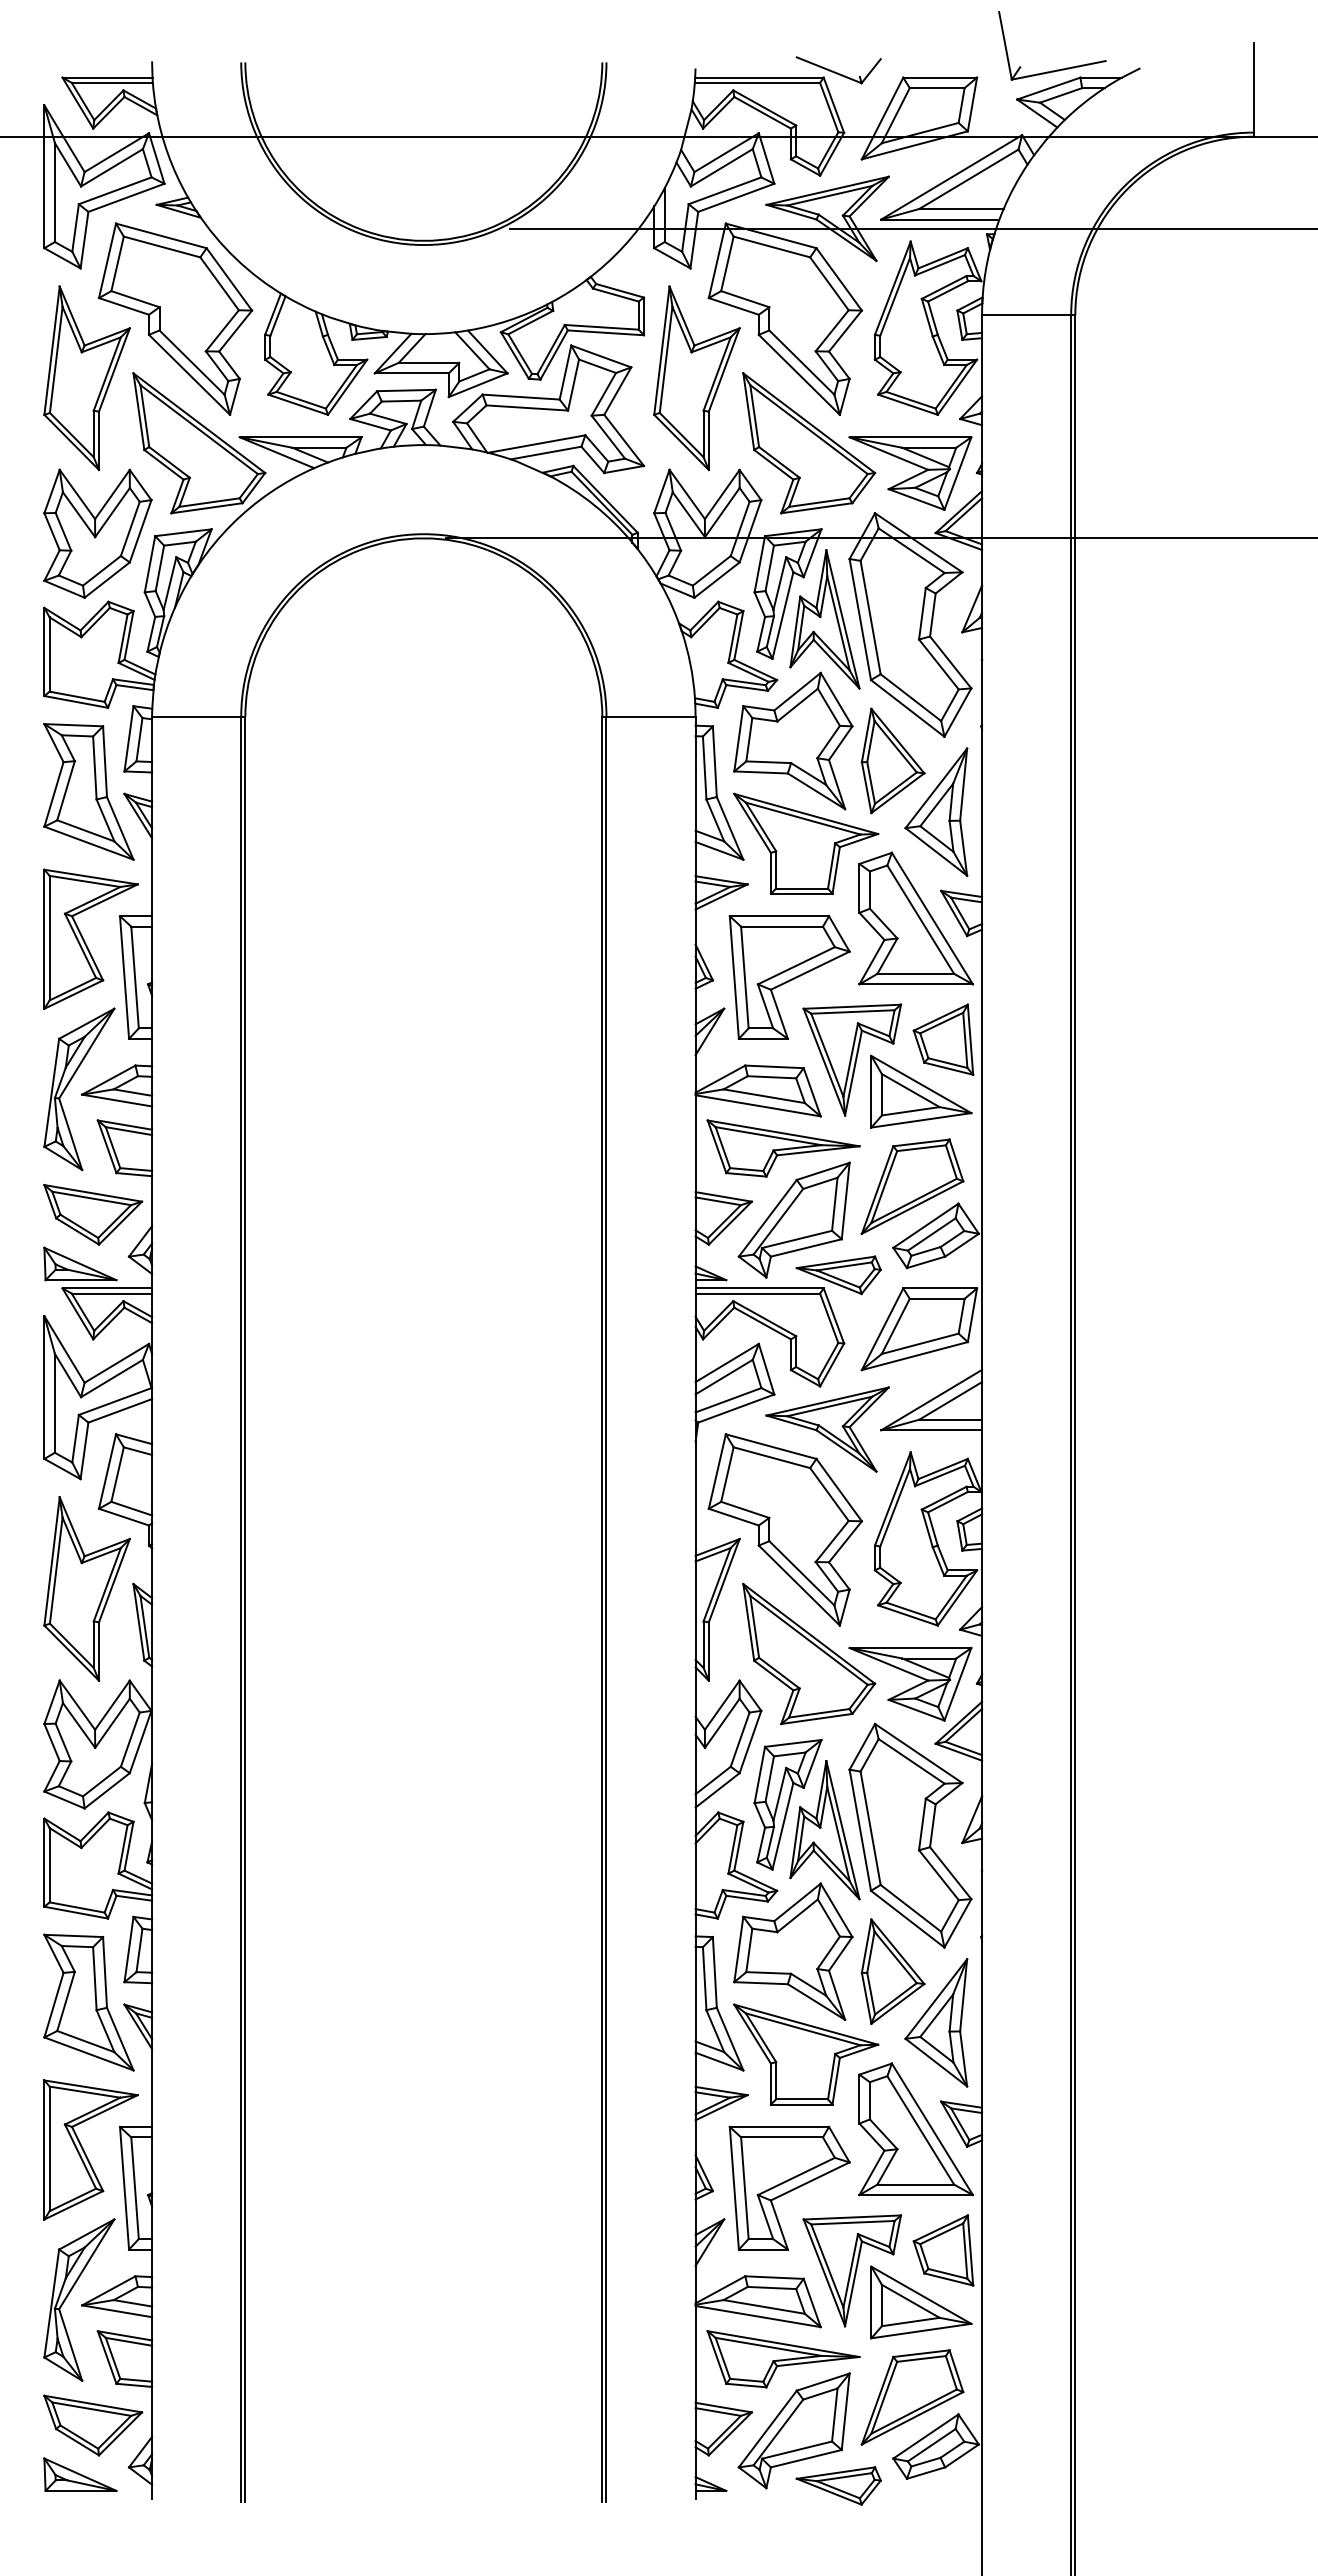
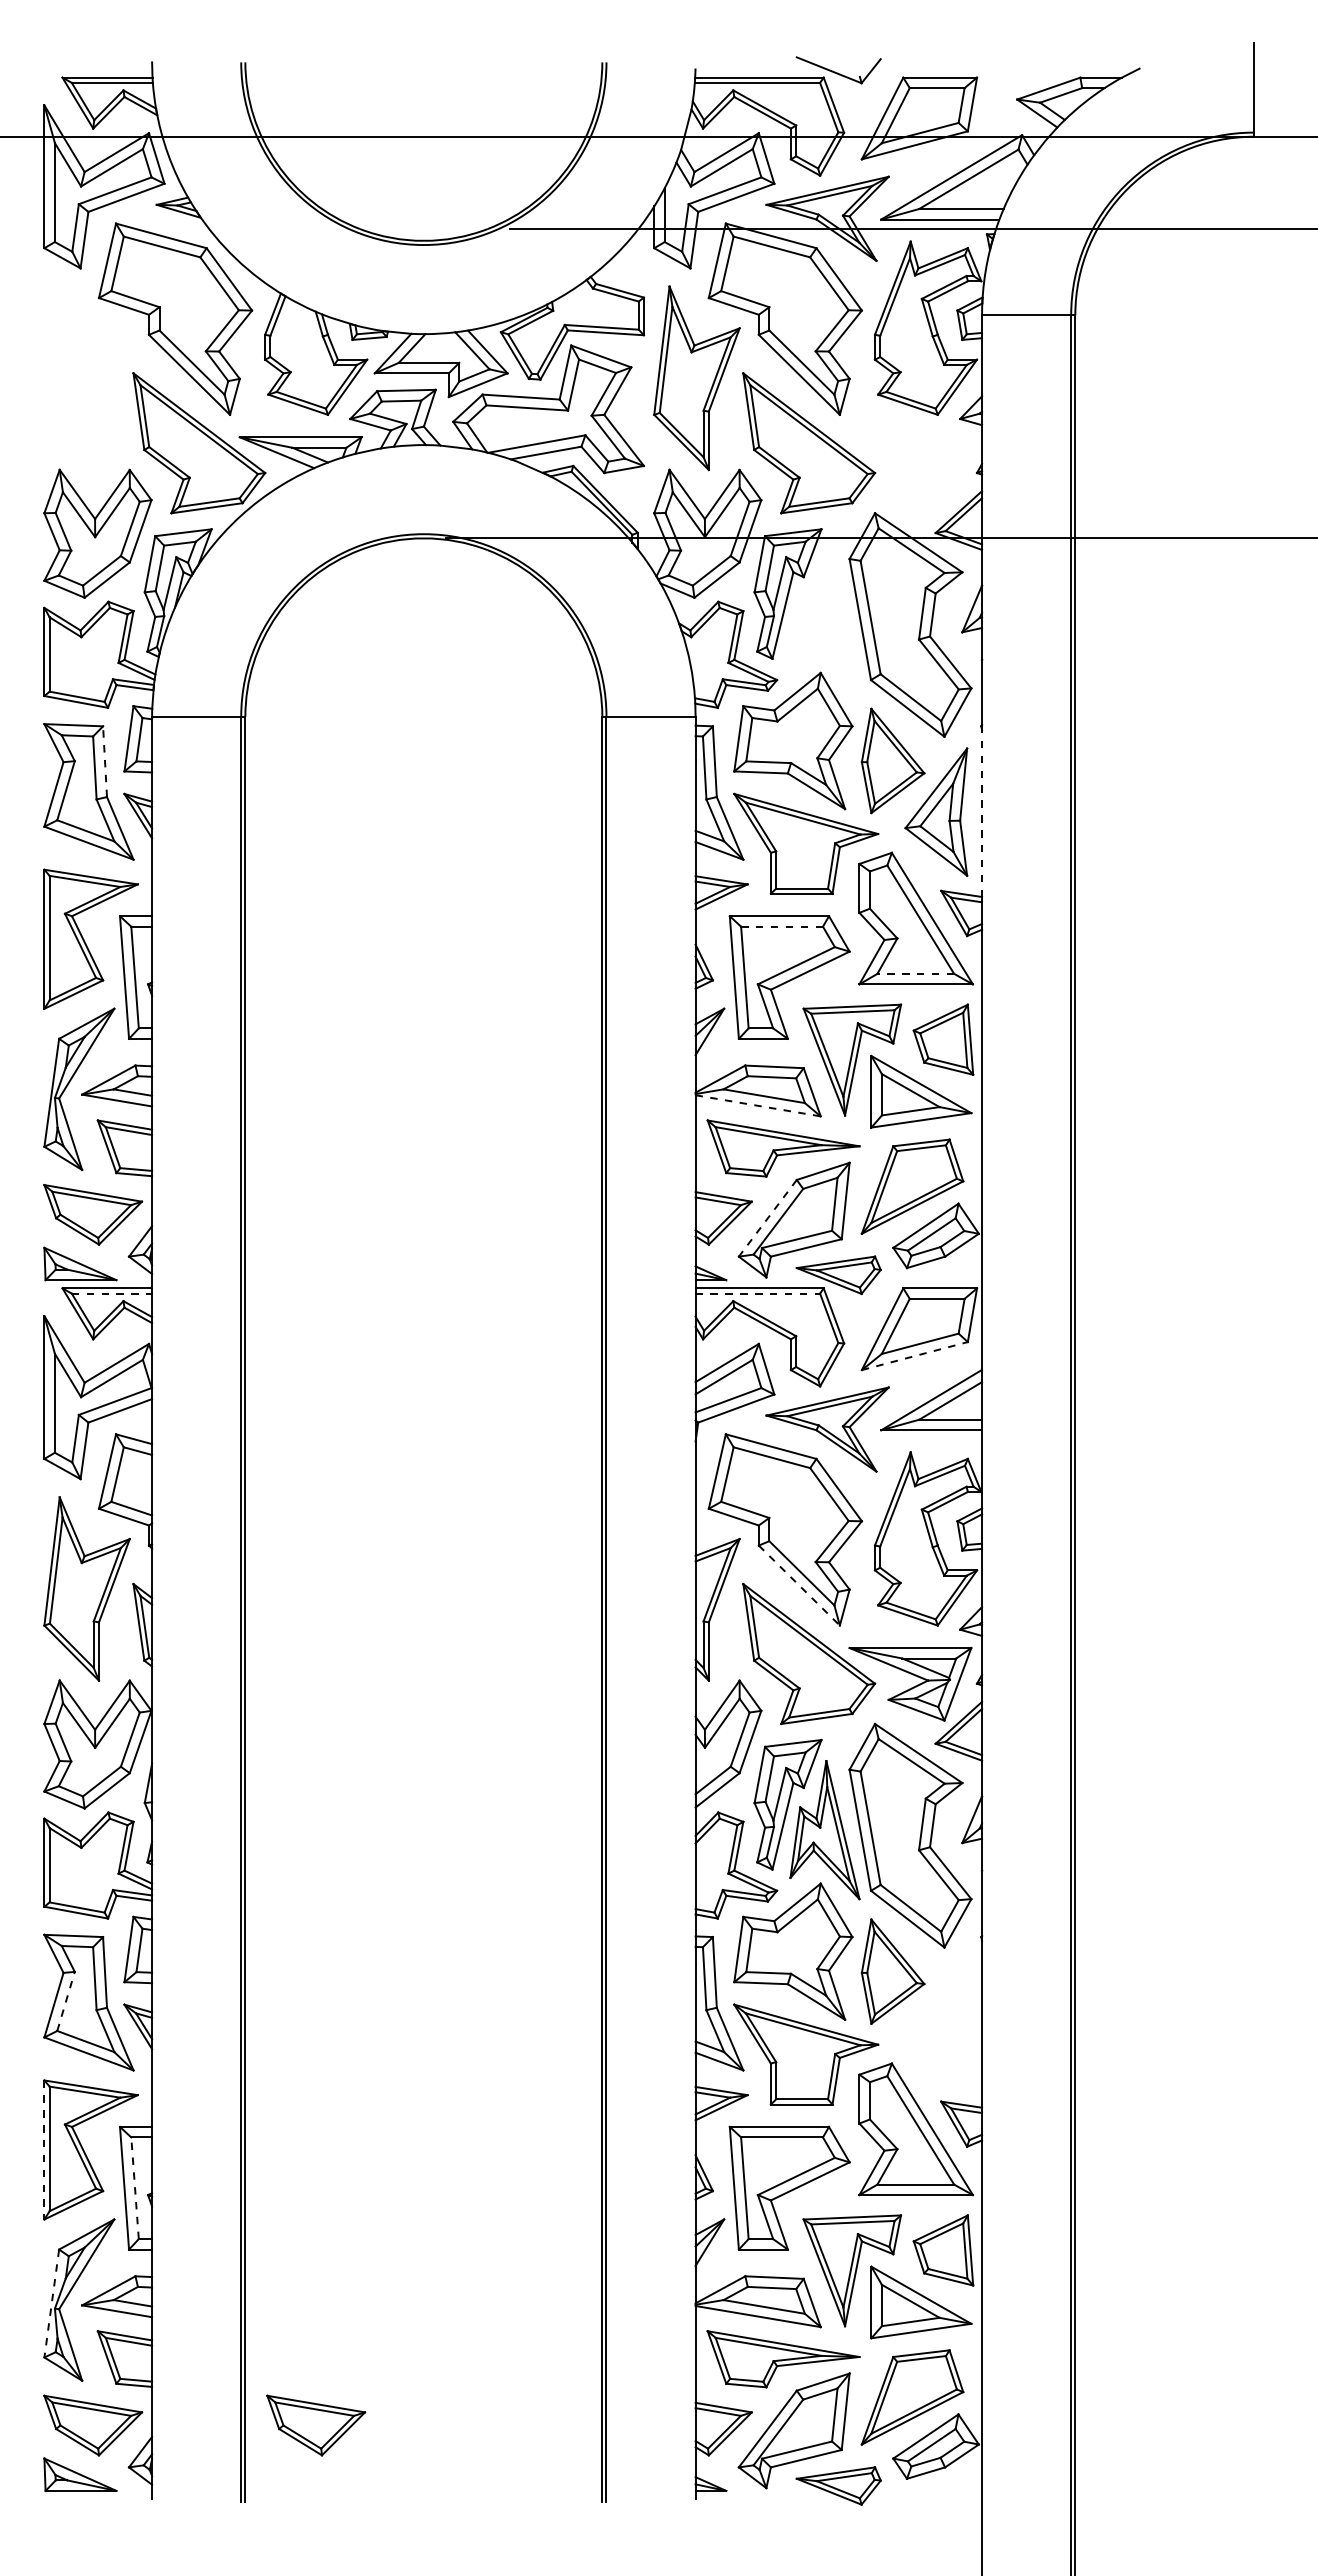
part: present -> none (1056, 69)
part: present -> none (86, 378)
part: present -> none (910, 473)
part: present -> none (824, 619)
line: solid -> dashed (105, 761)
line: solid -> dashed (982, 813)
line: solid -> dashed (782, 926)
line: solid -> dashed (915, 973)
line: solid -> dashed (758, 1105)
line: solid -> dashed (767, 1218)
line: solid -> dashed (112, 1293)
line: solid -> dashed (758, 1293)
line: solid -> dashed (914, 1356)
line: solid -> dashed (799, 1585)
line: solid -> dashed (66, 2001)
part: present -> none (936, 2022)
line: solid -> dashed (44, 2150)
line: solid -> dashed (135, 2188)
line: solid -> dashed (51, 2304)
part: none -> present (316, 2425)
